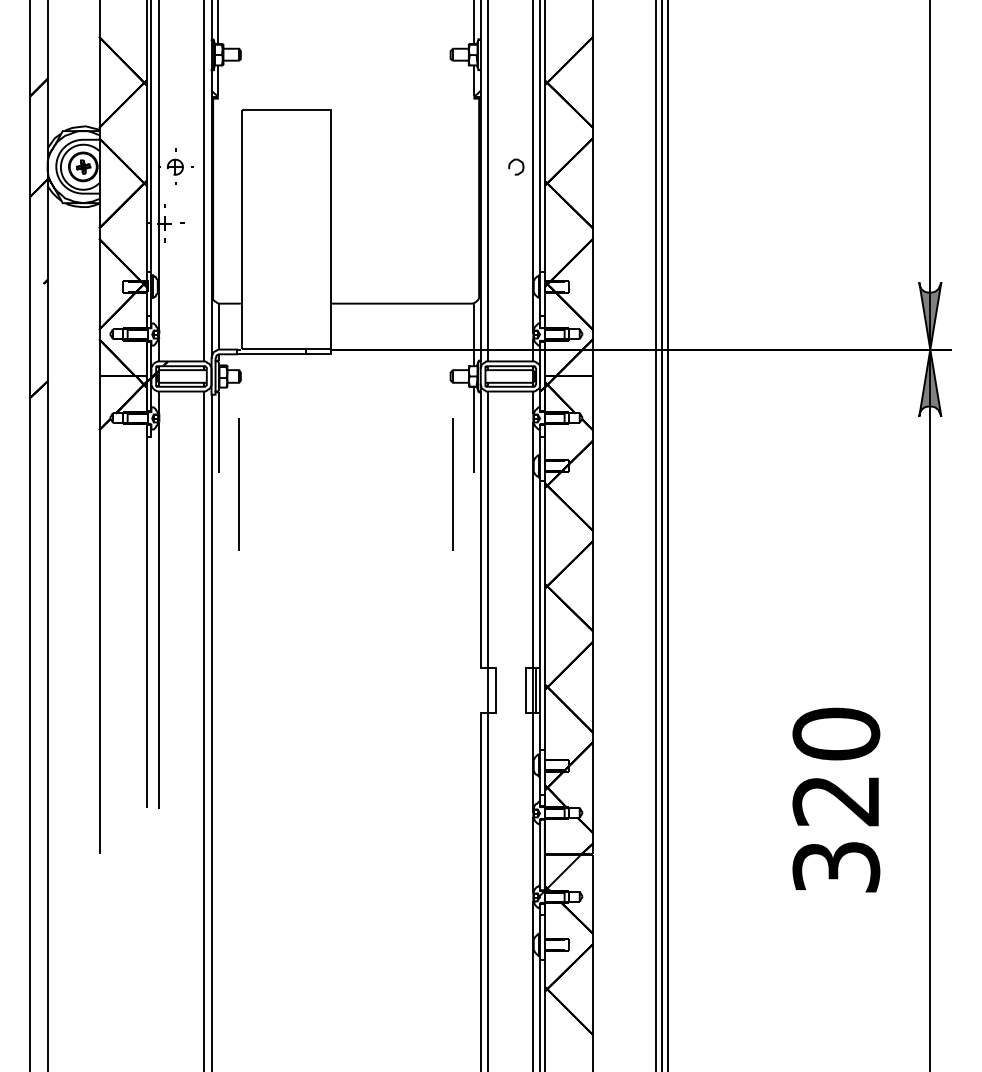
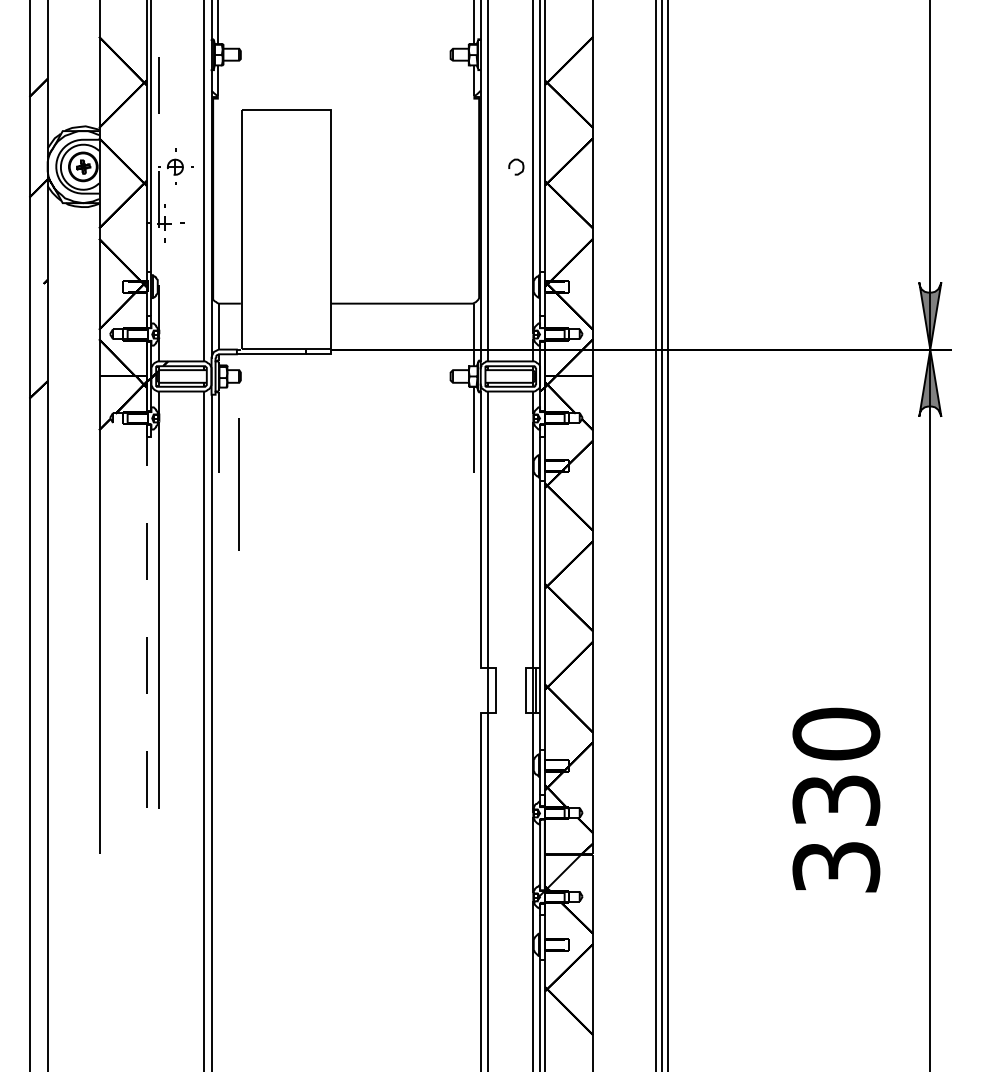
line: solid -> dashed (159, 166)
line: present -> none (452, 484)
line: solid -> dashed (147, 597)
text: 320 -> 330 (836, 800)
